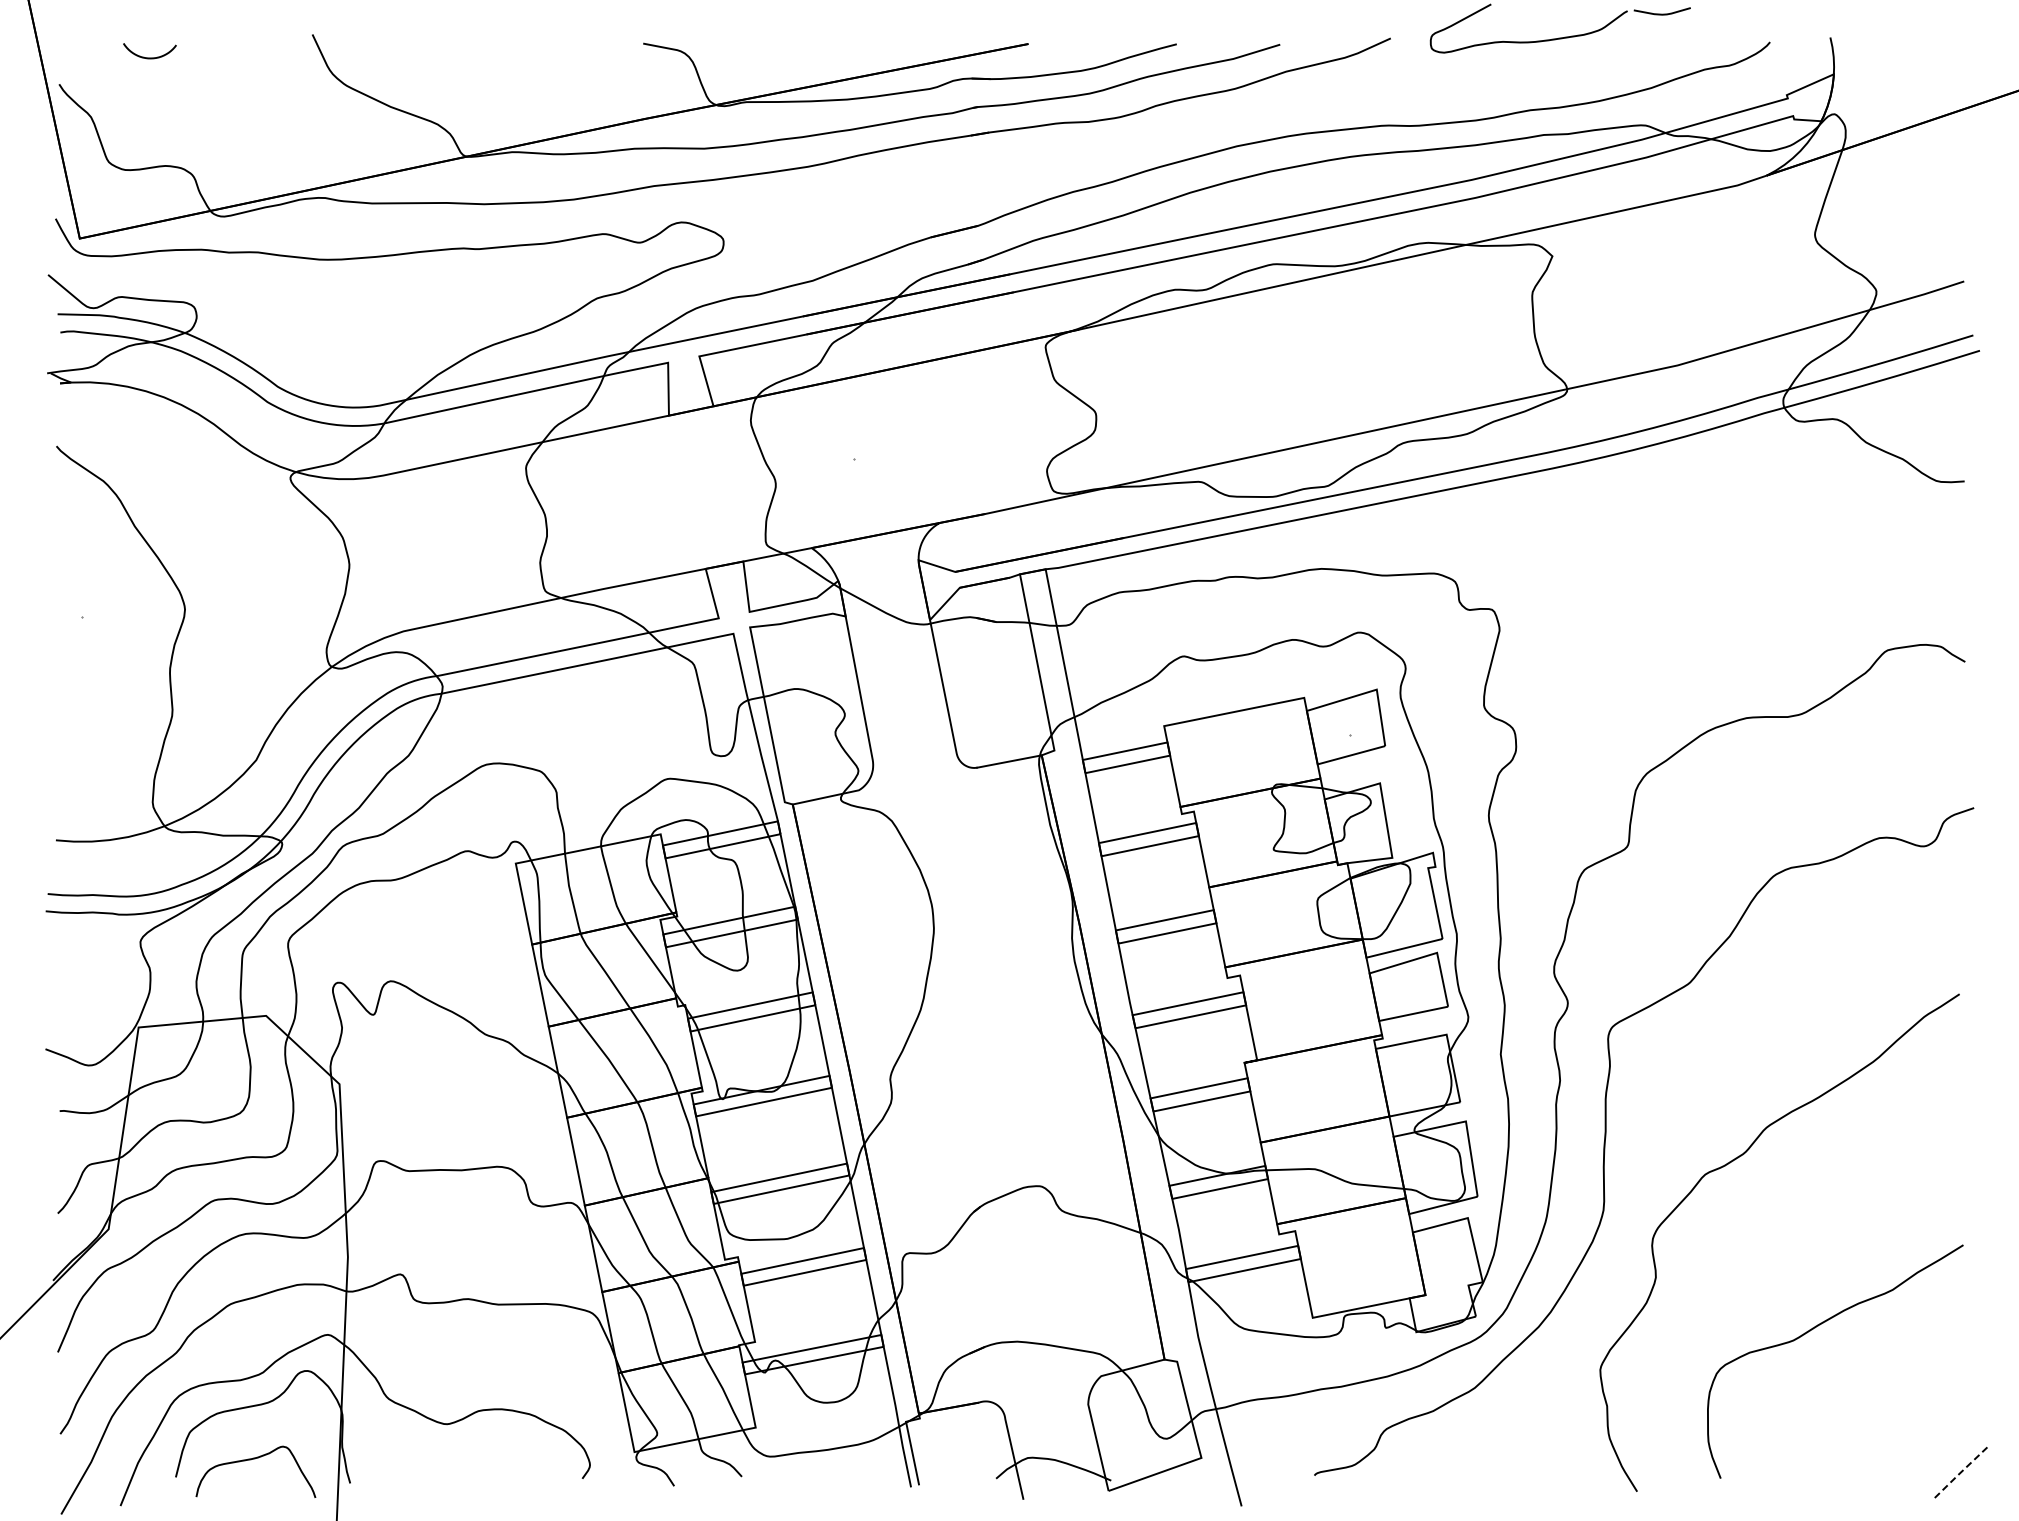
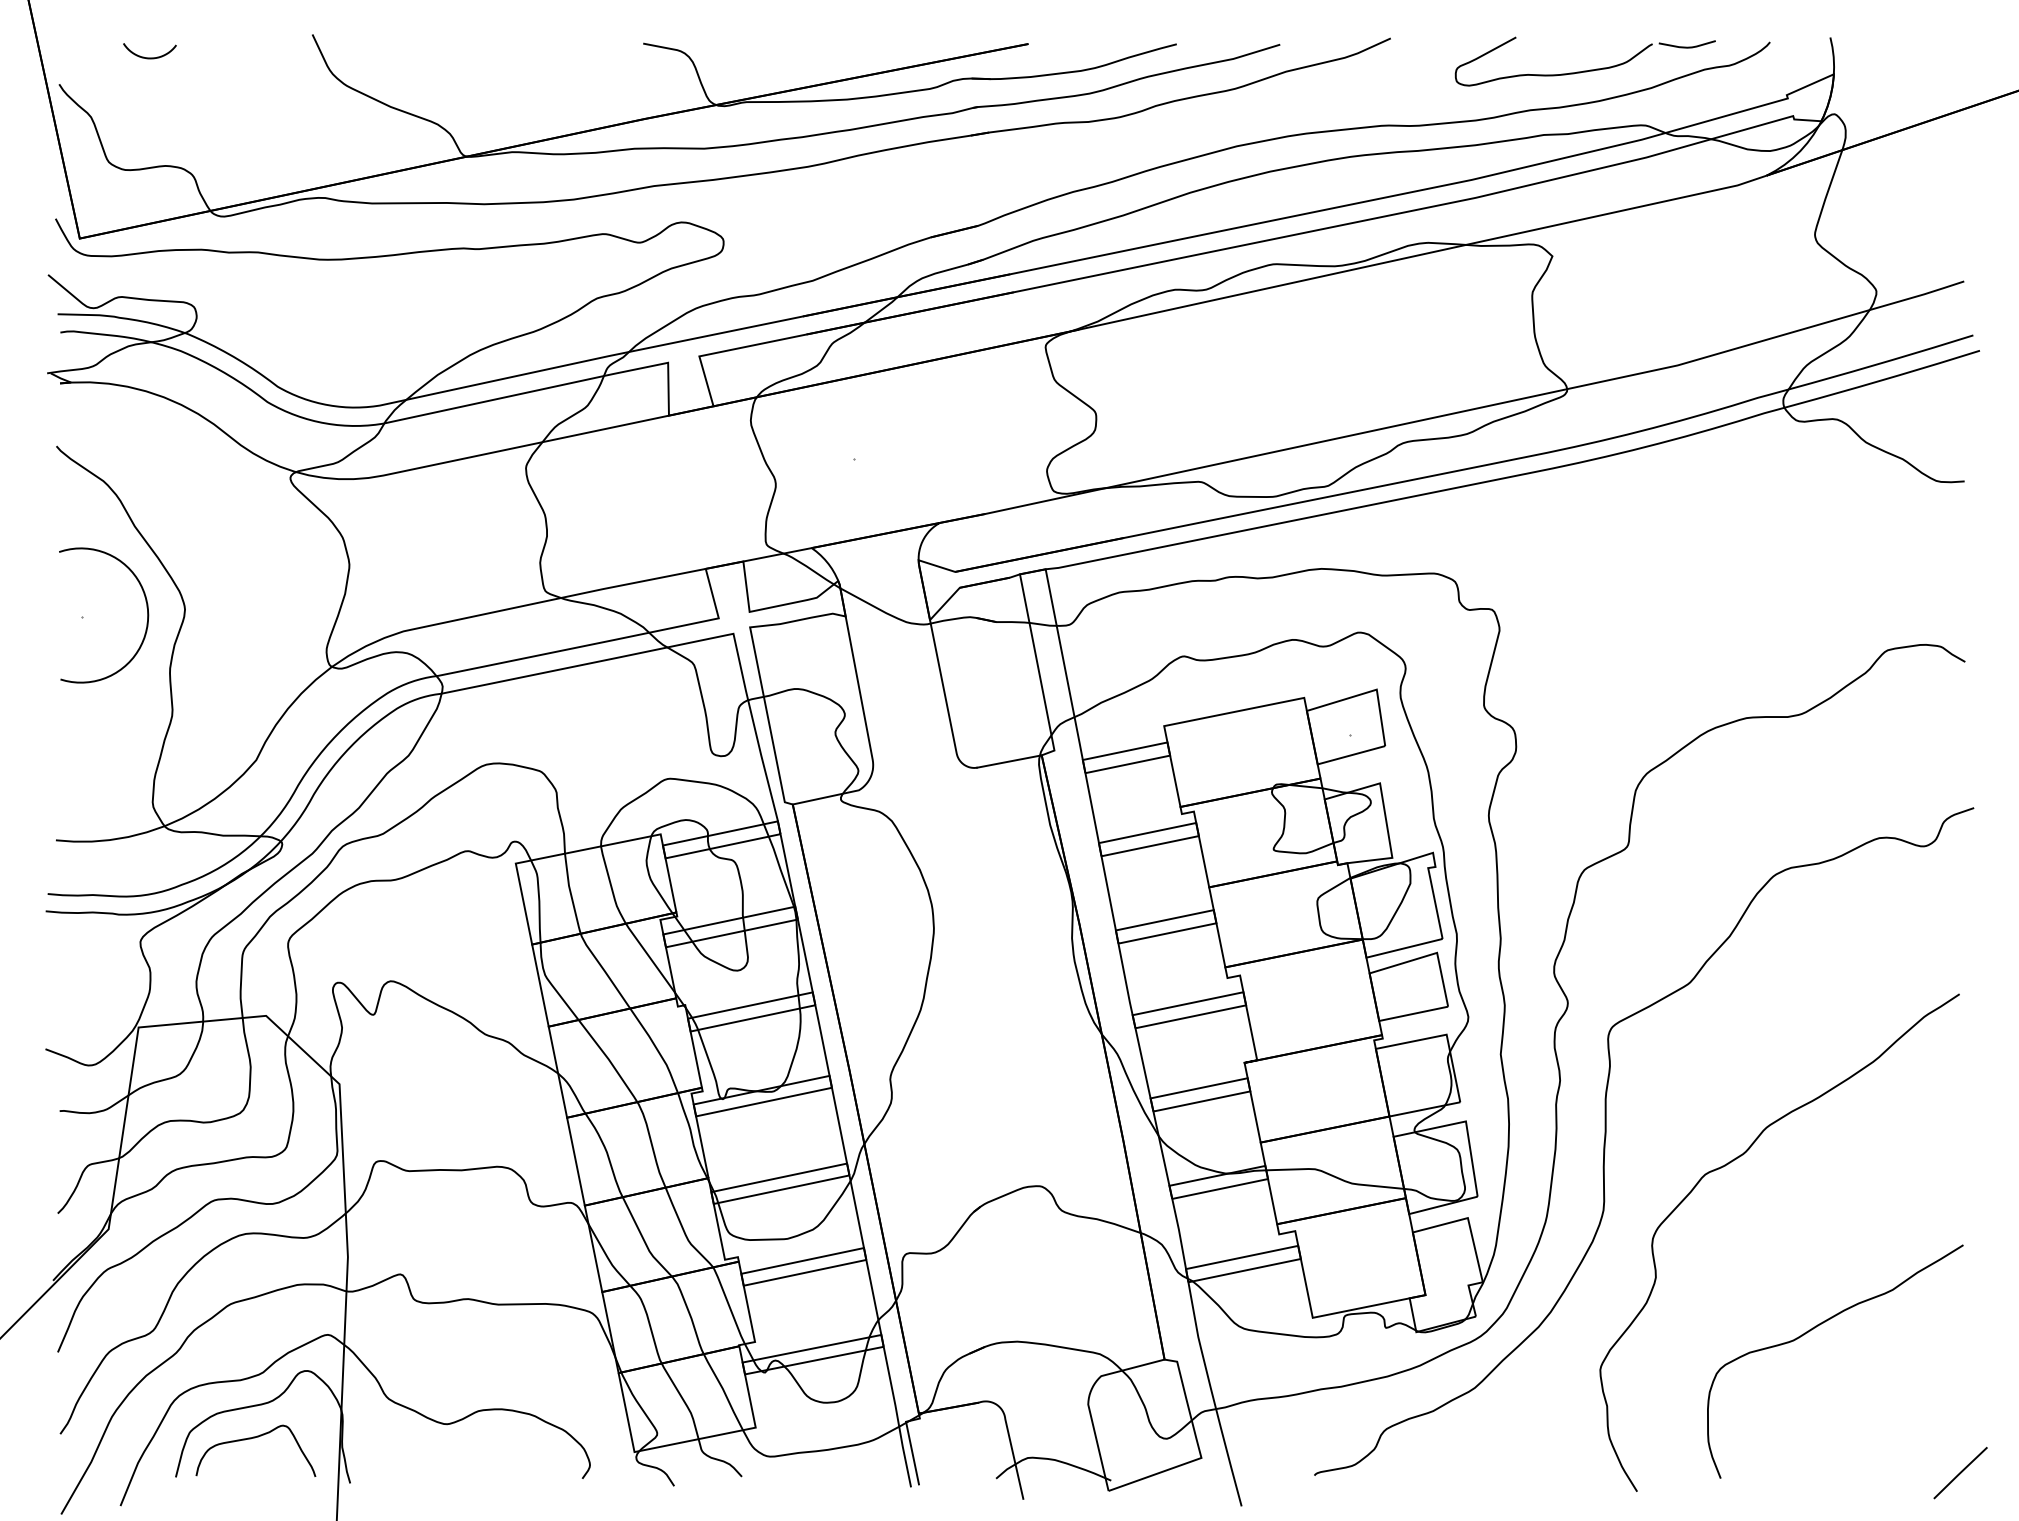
part position: (1559, 37) -> (1584, 70) (1584, 70)
curve: none -> present (146, 622)
curve position: (251, 1460) -> (251, 1439) (251, 1439)
line: dashed -> solid (1959, 1473)
